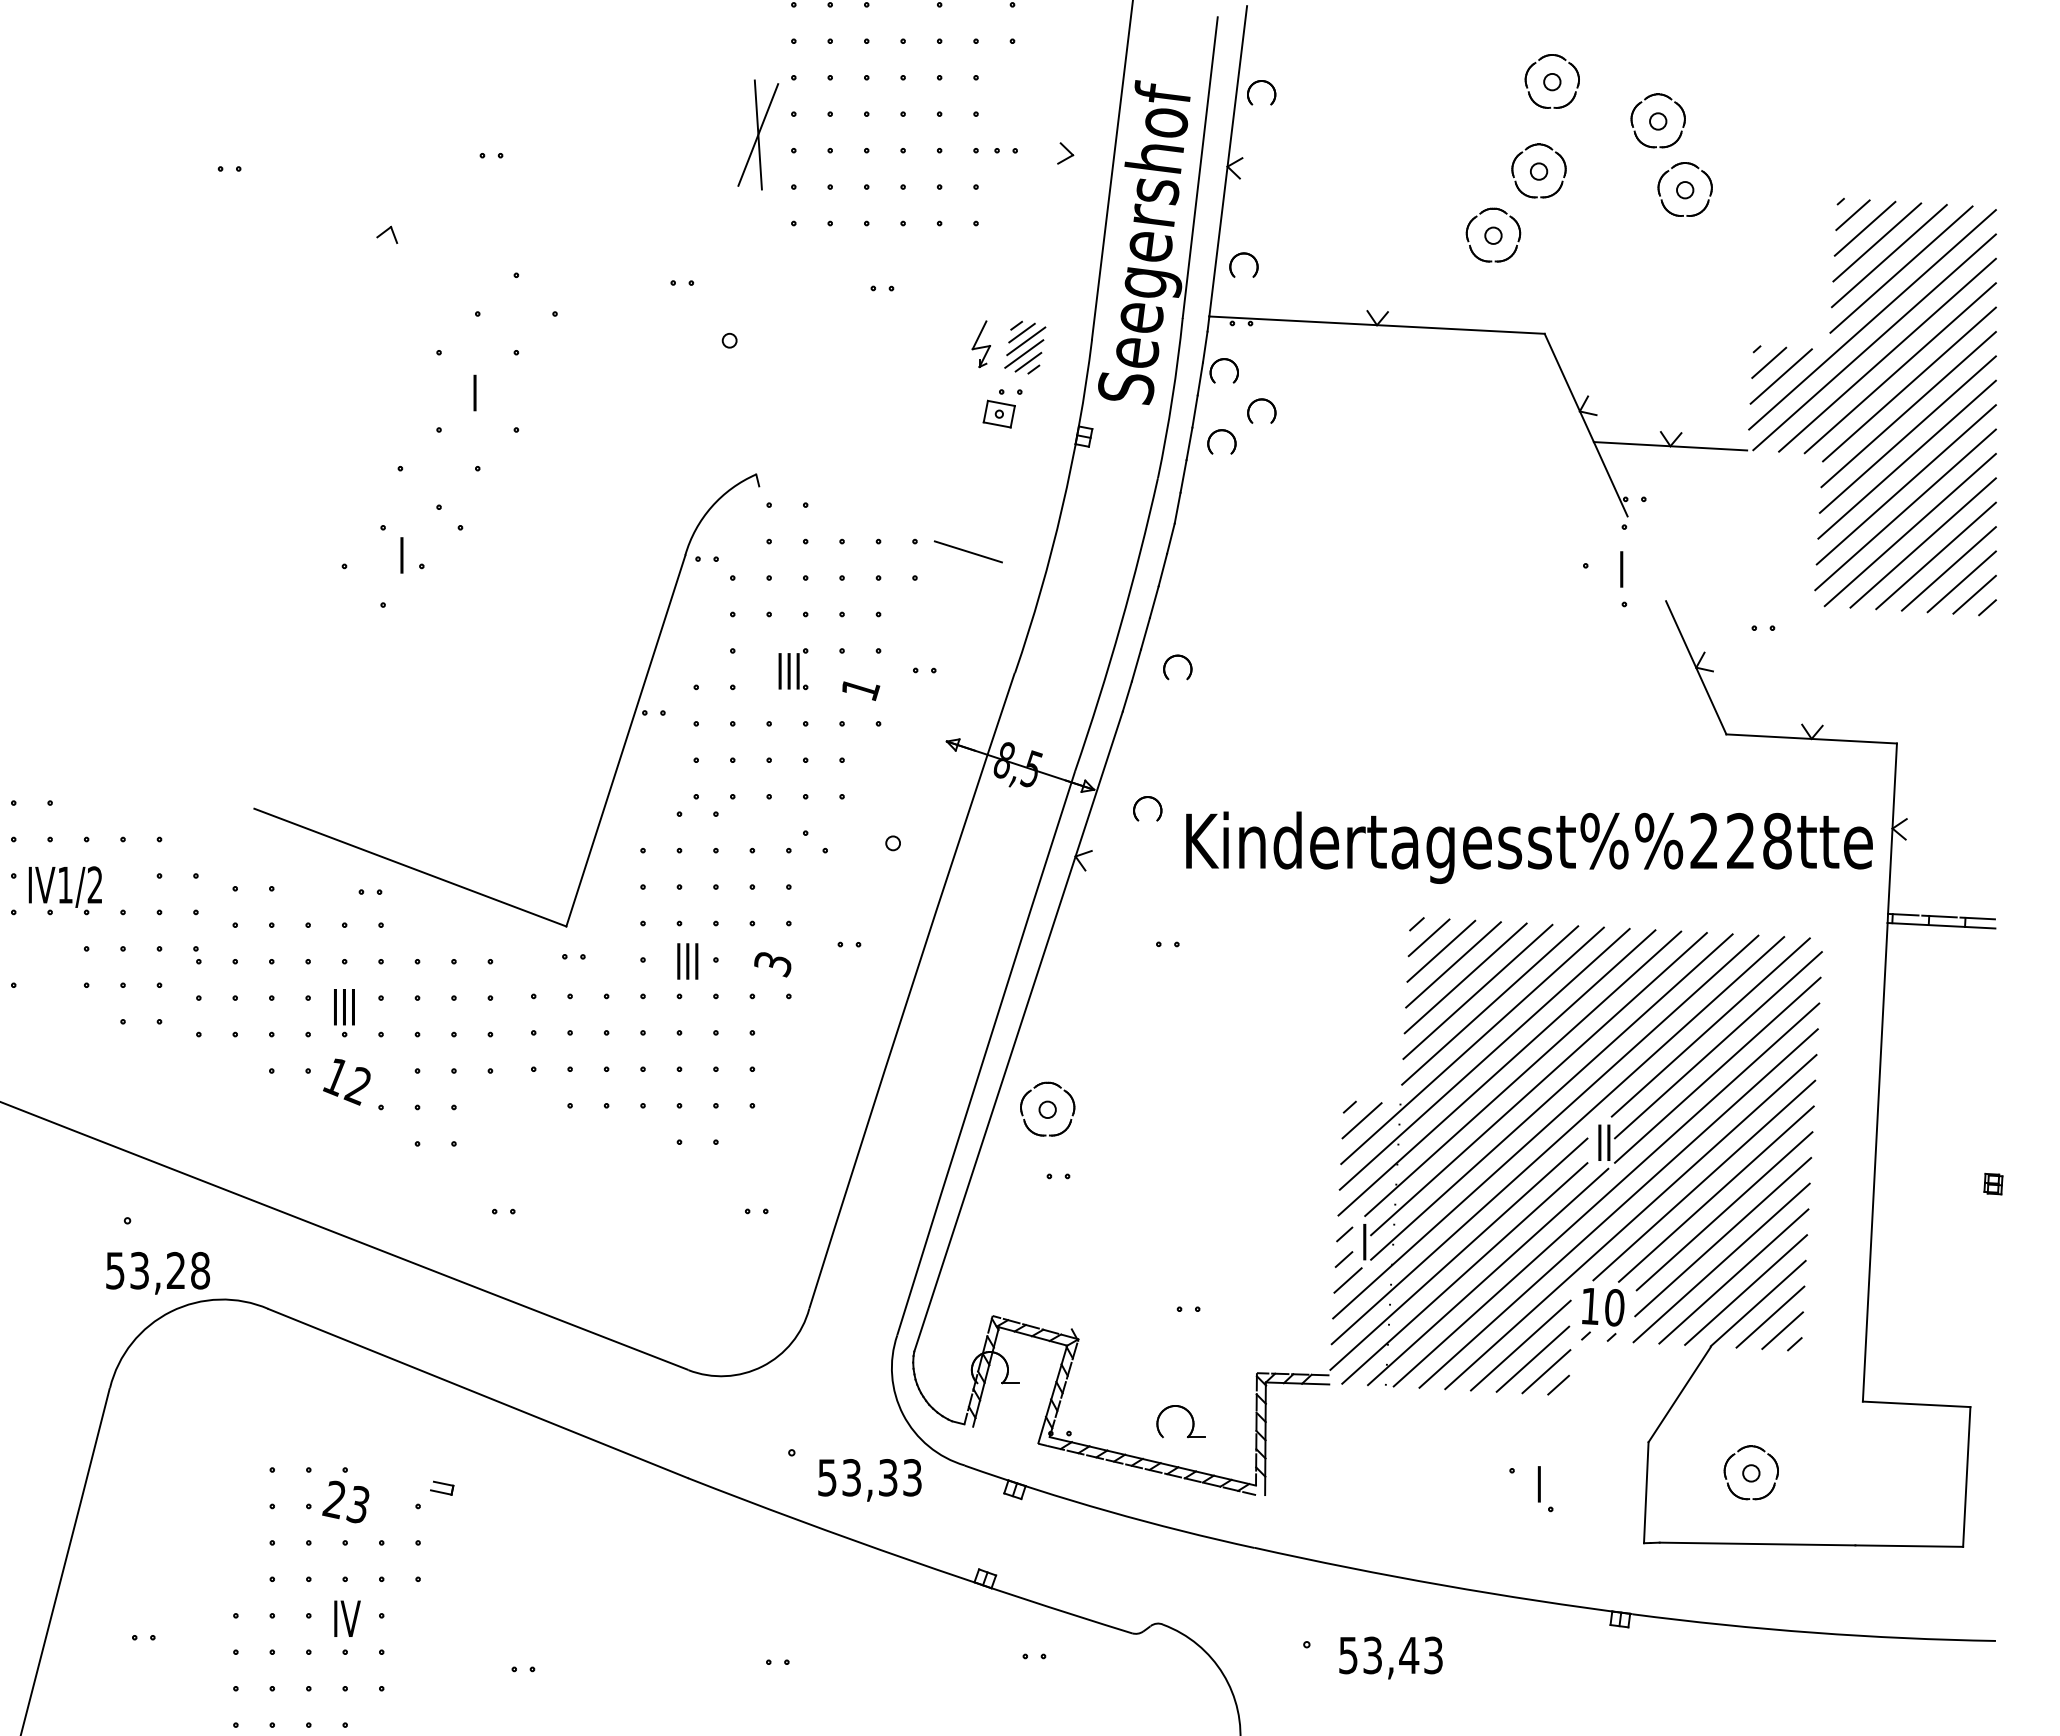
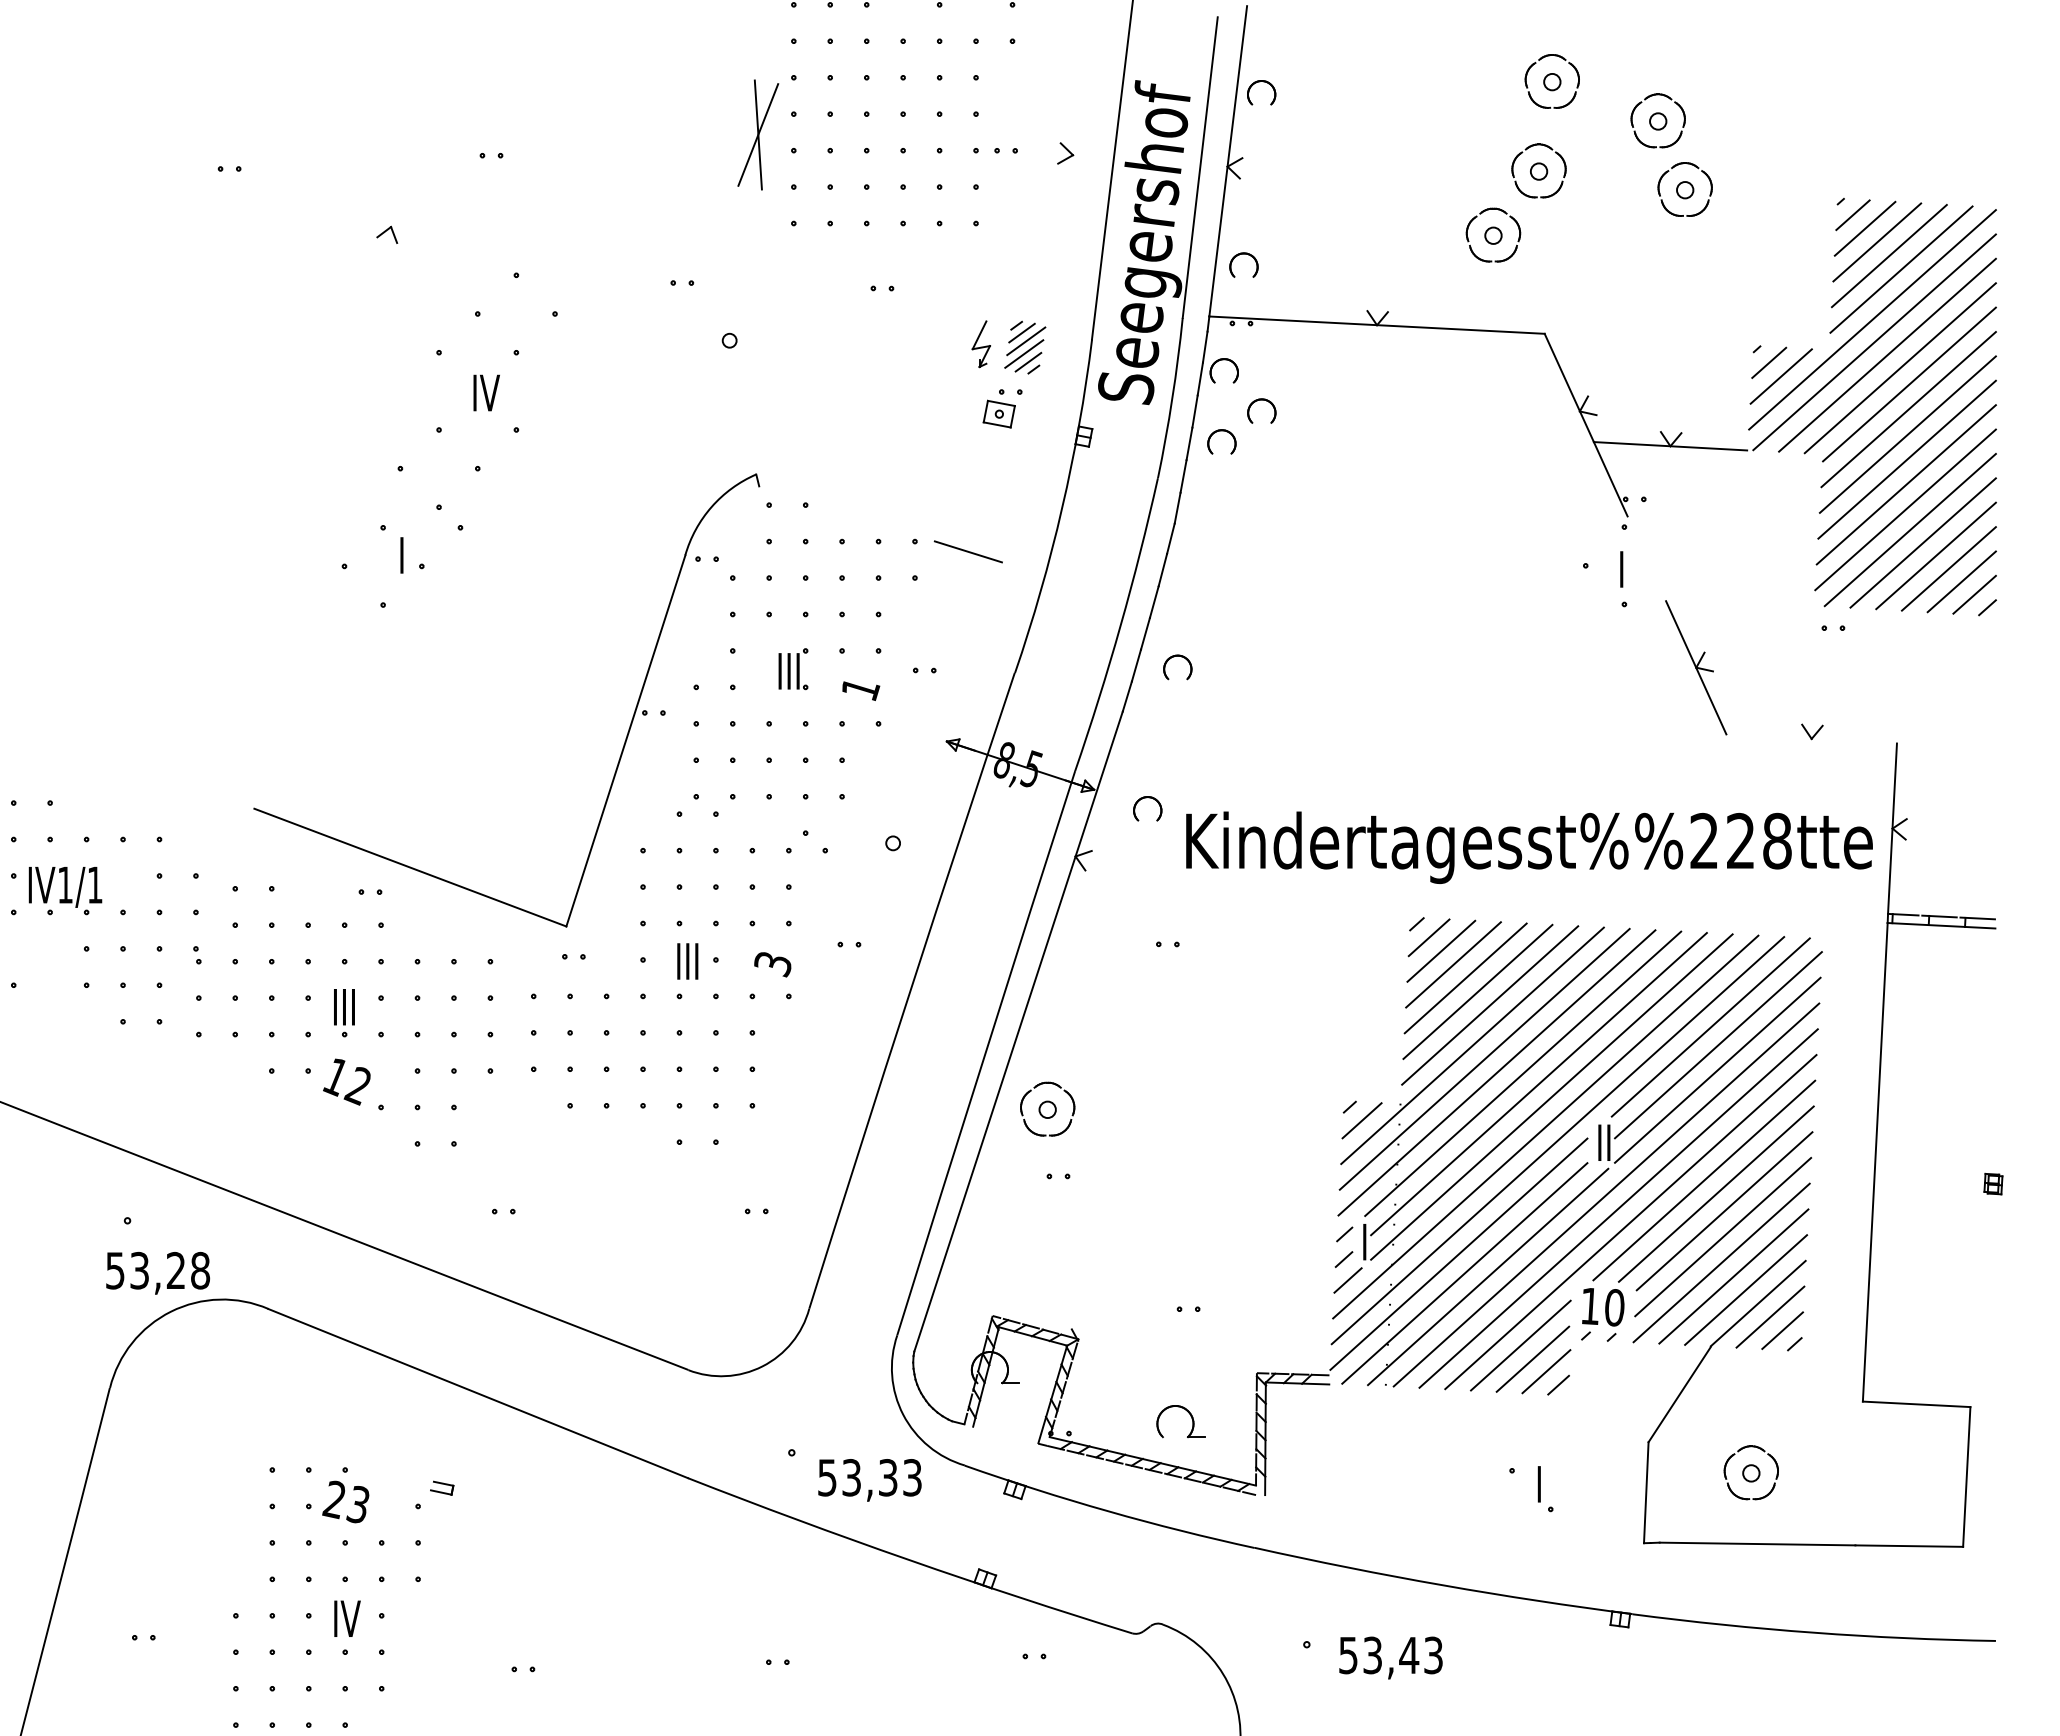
text: I -> IV (489, 392)
part position: (1763, 627) -> (1833, 627) (1833, 627)
line: present -> none (1811, 738)
text: IV1/2 -> IV1/1 (94, 884)
